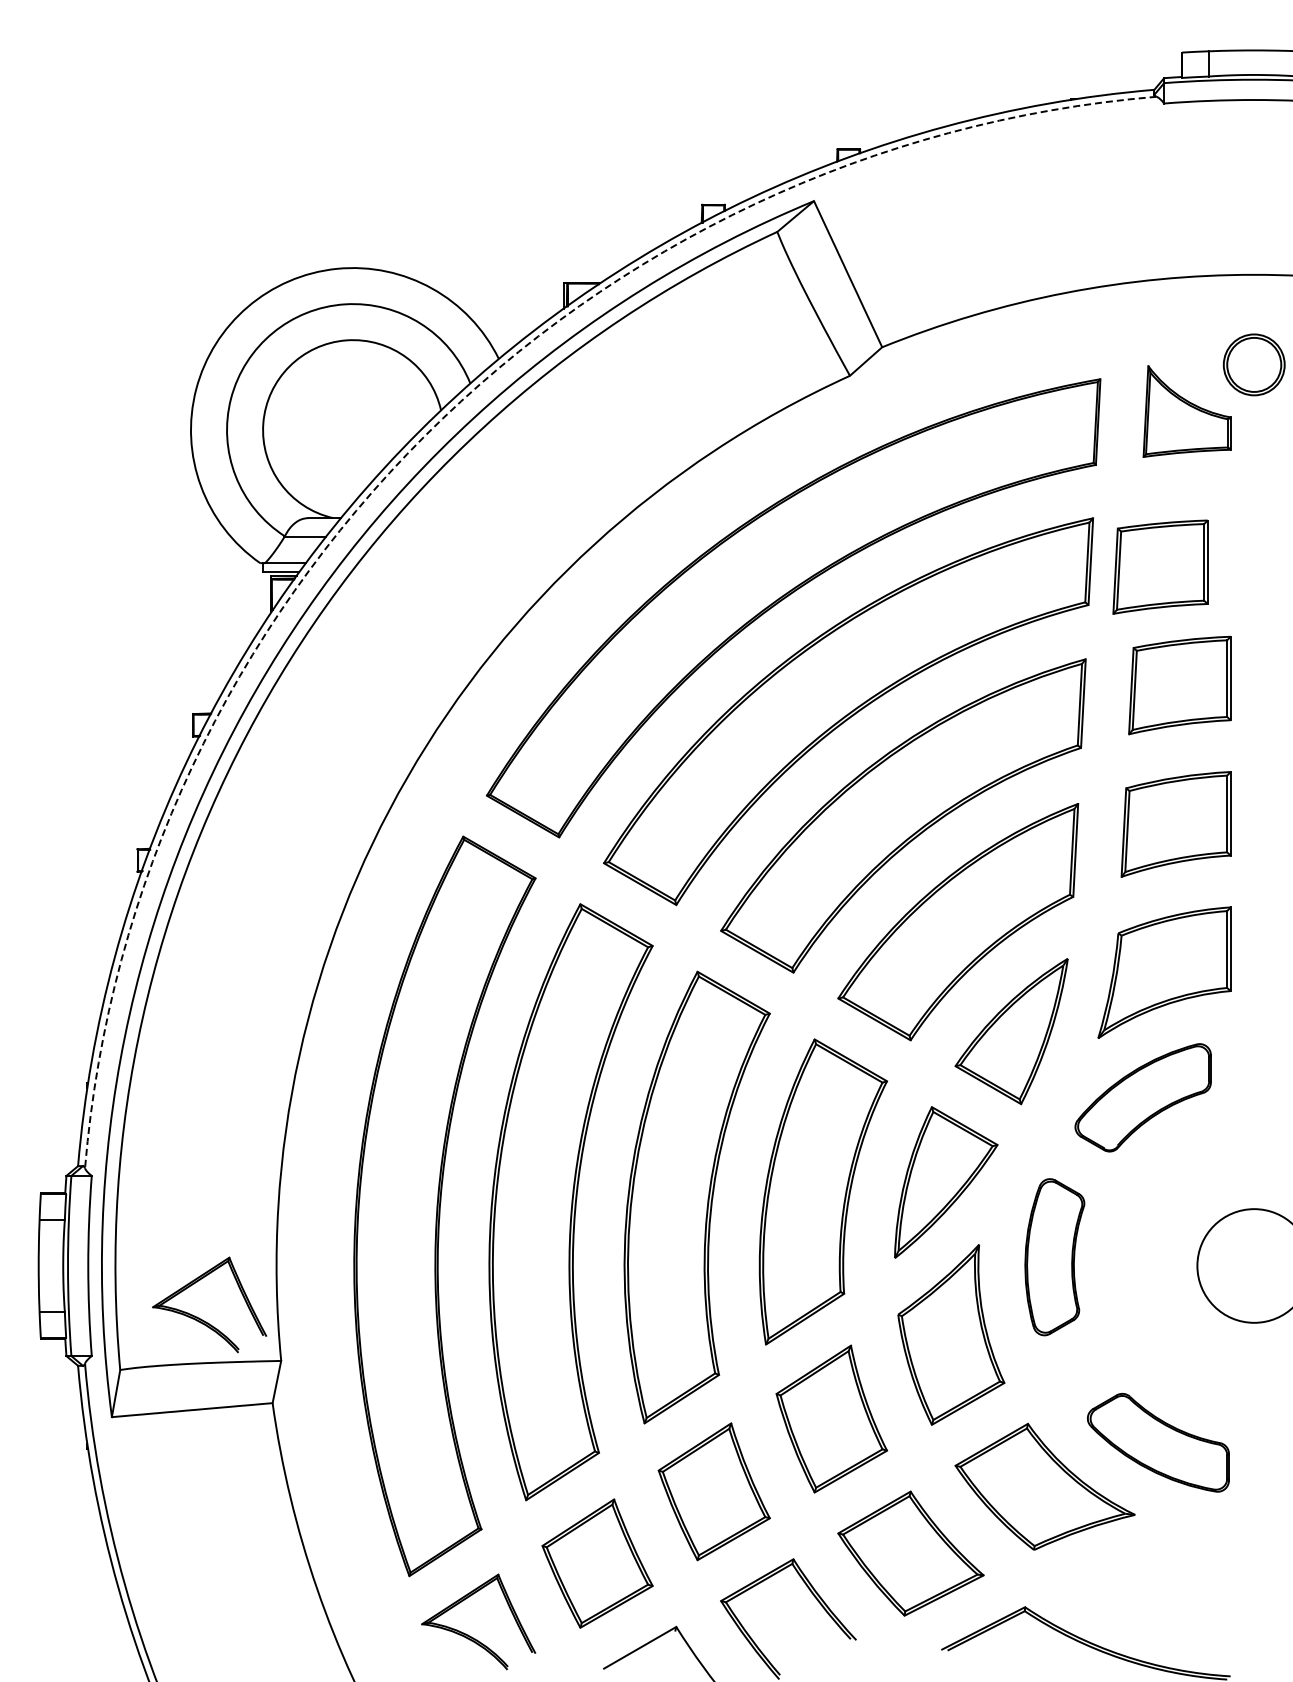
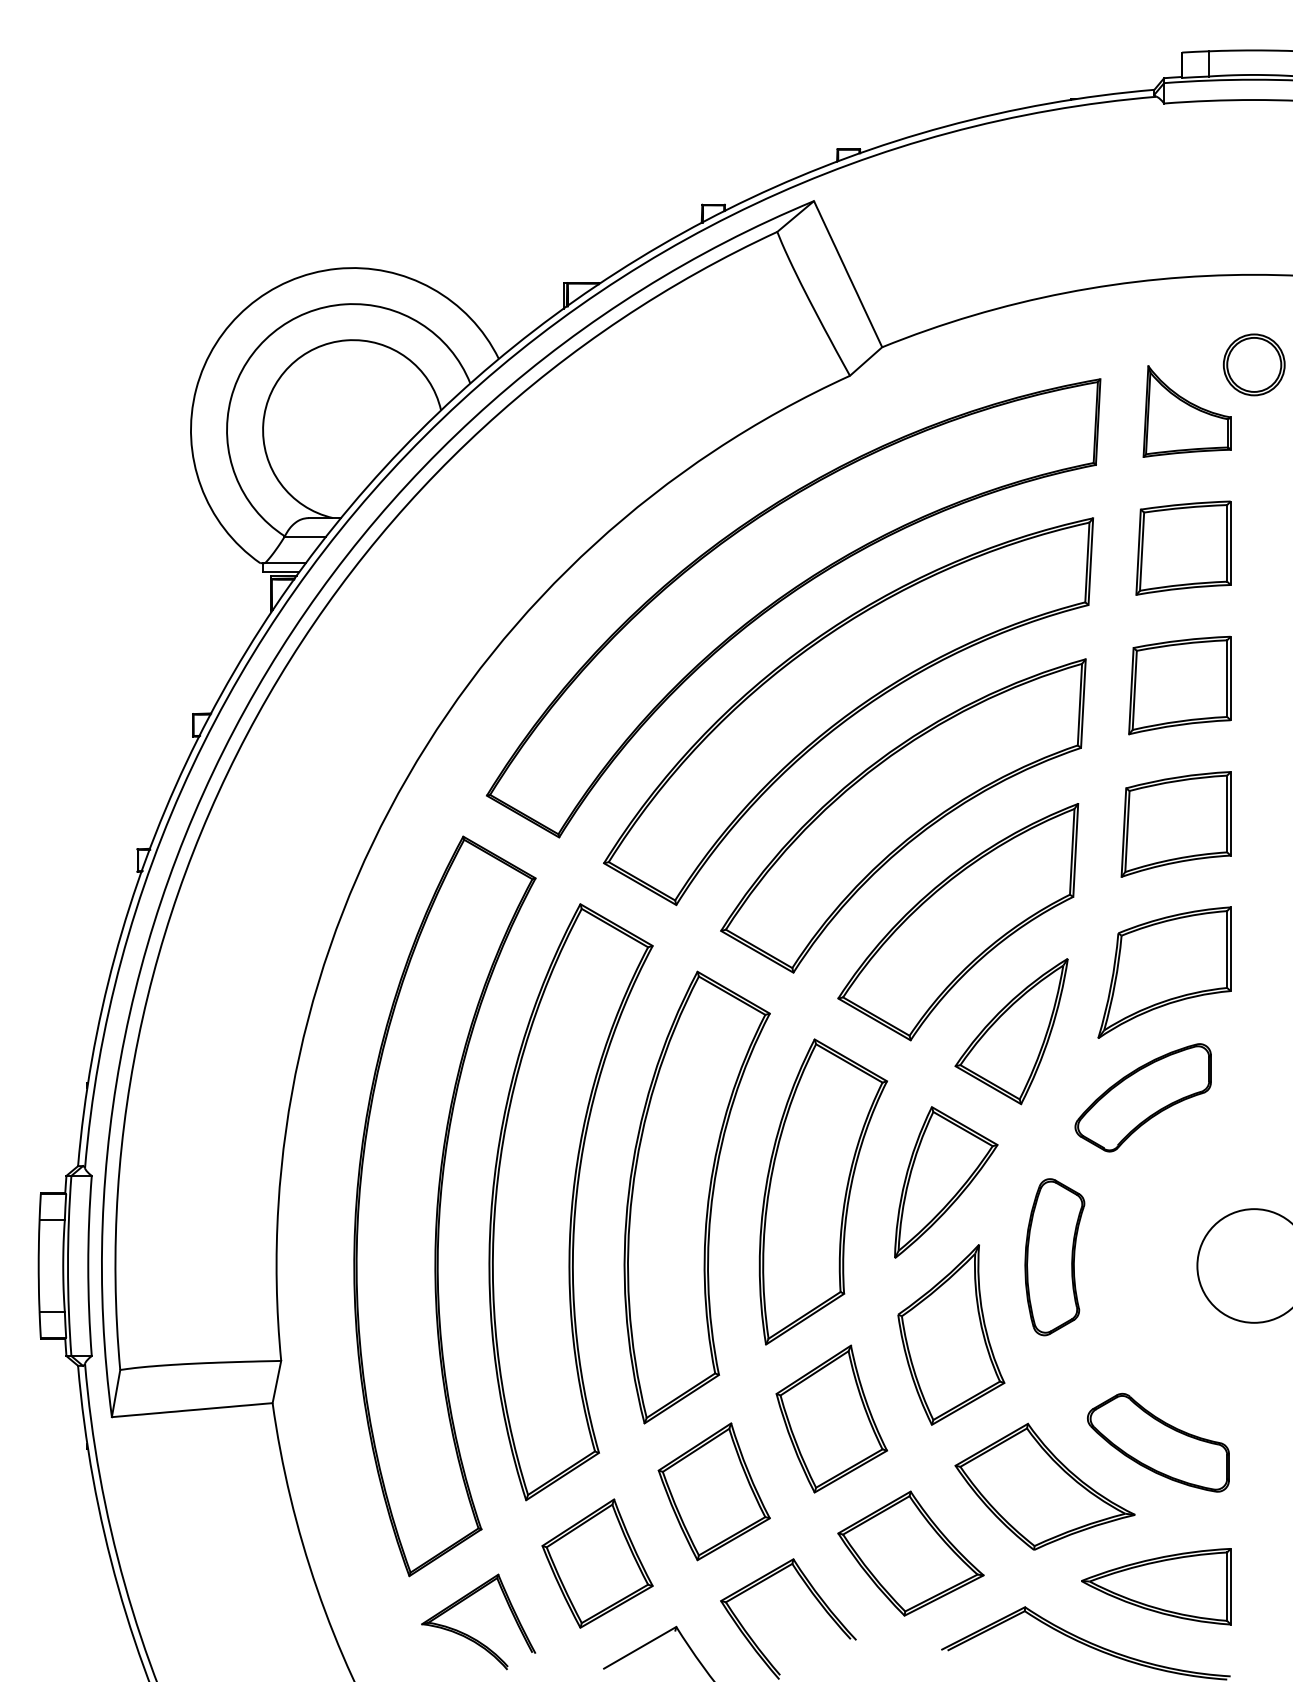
arc: dashed -> solid (424, 436)
part position: (1160, 566) -> (1183, 547) (1183, 547)
part: present -> none (199, 1317)
part: none -> present (1156, 1586)
